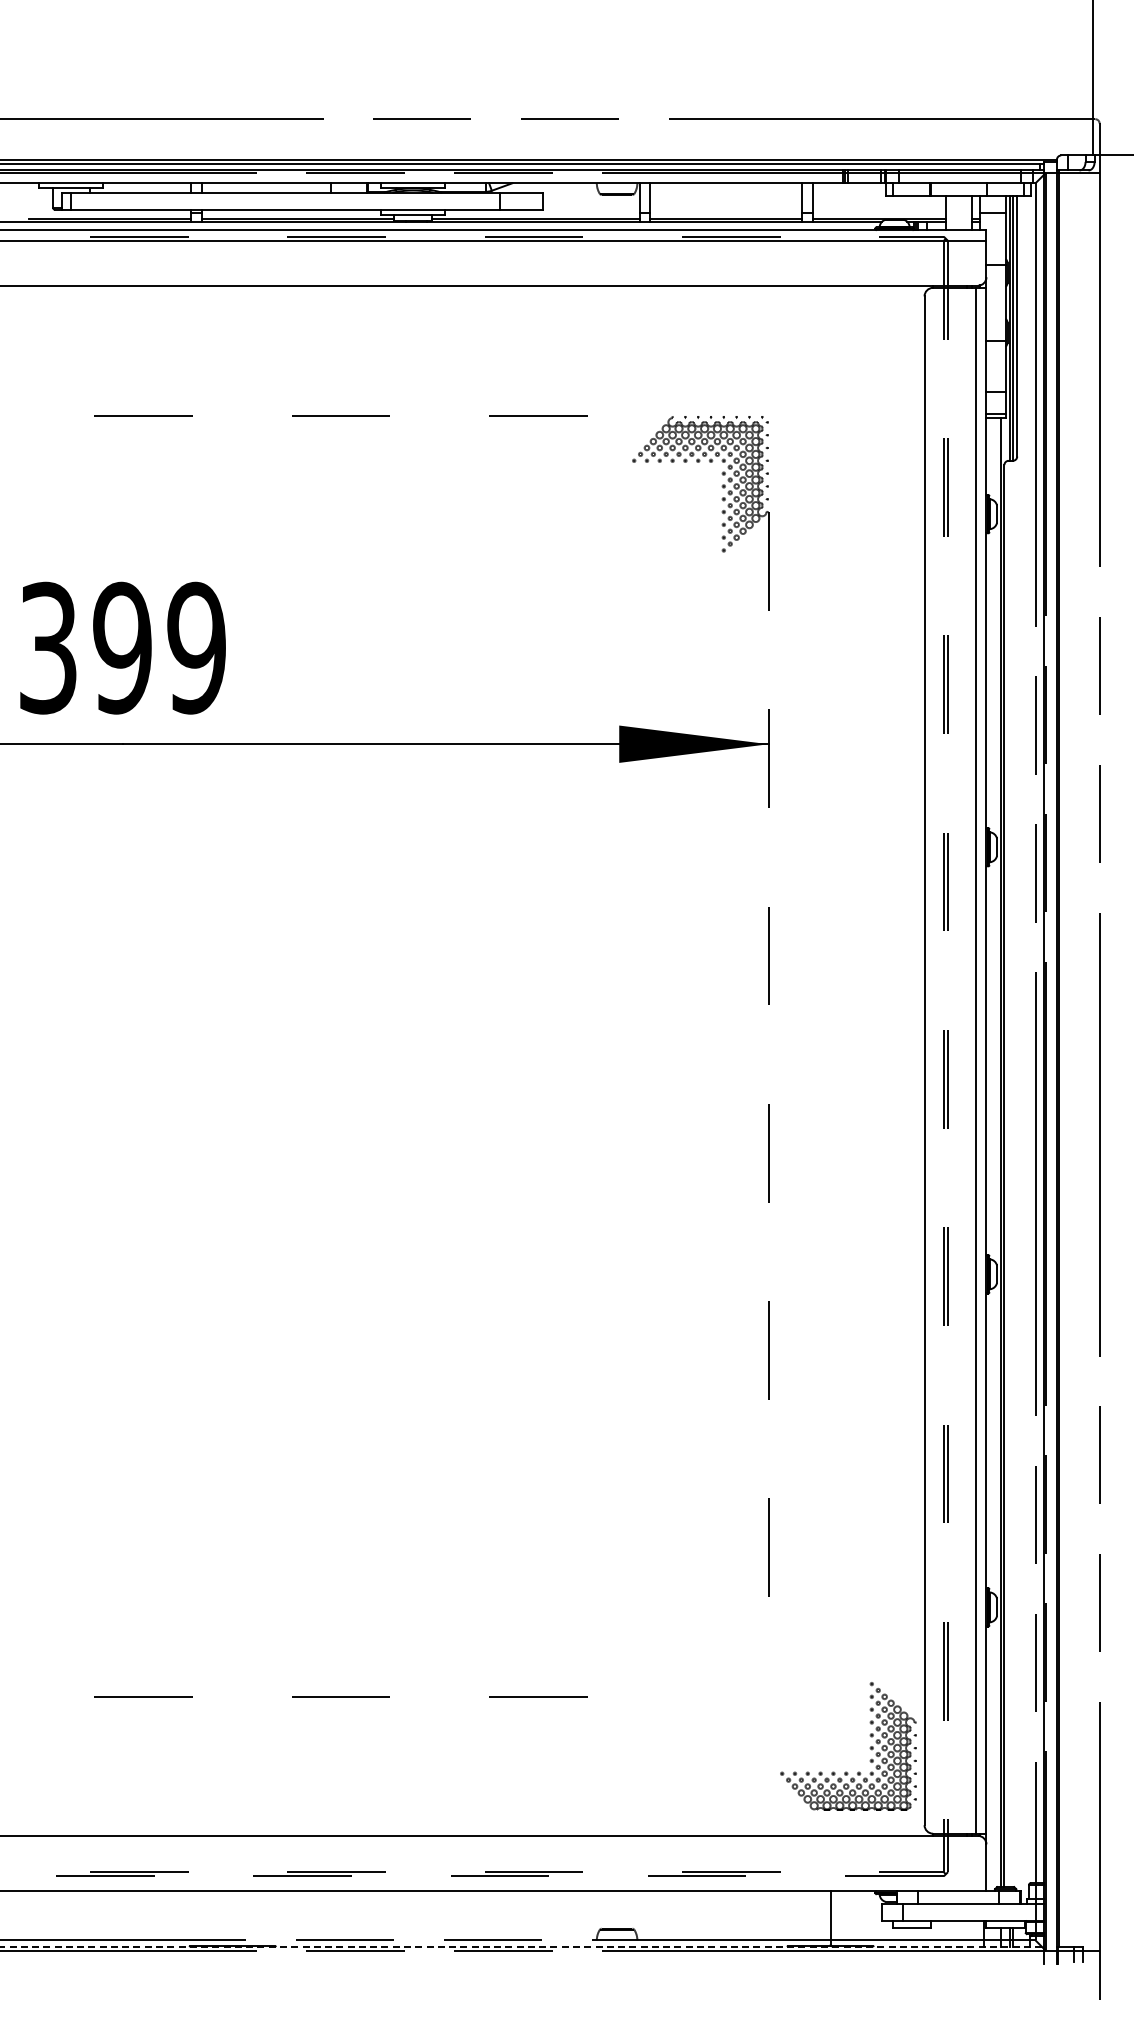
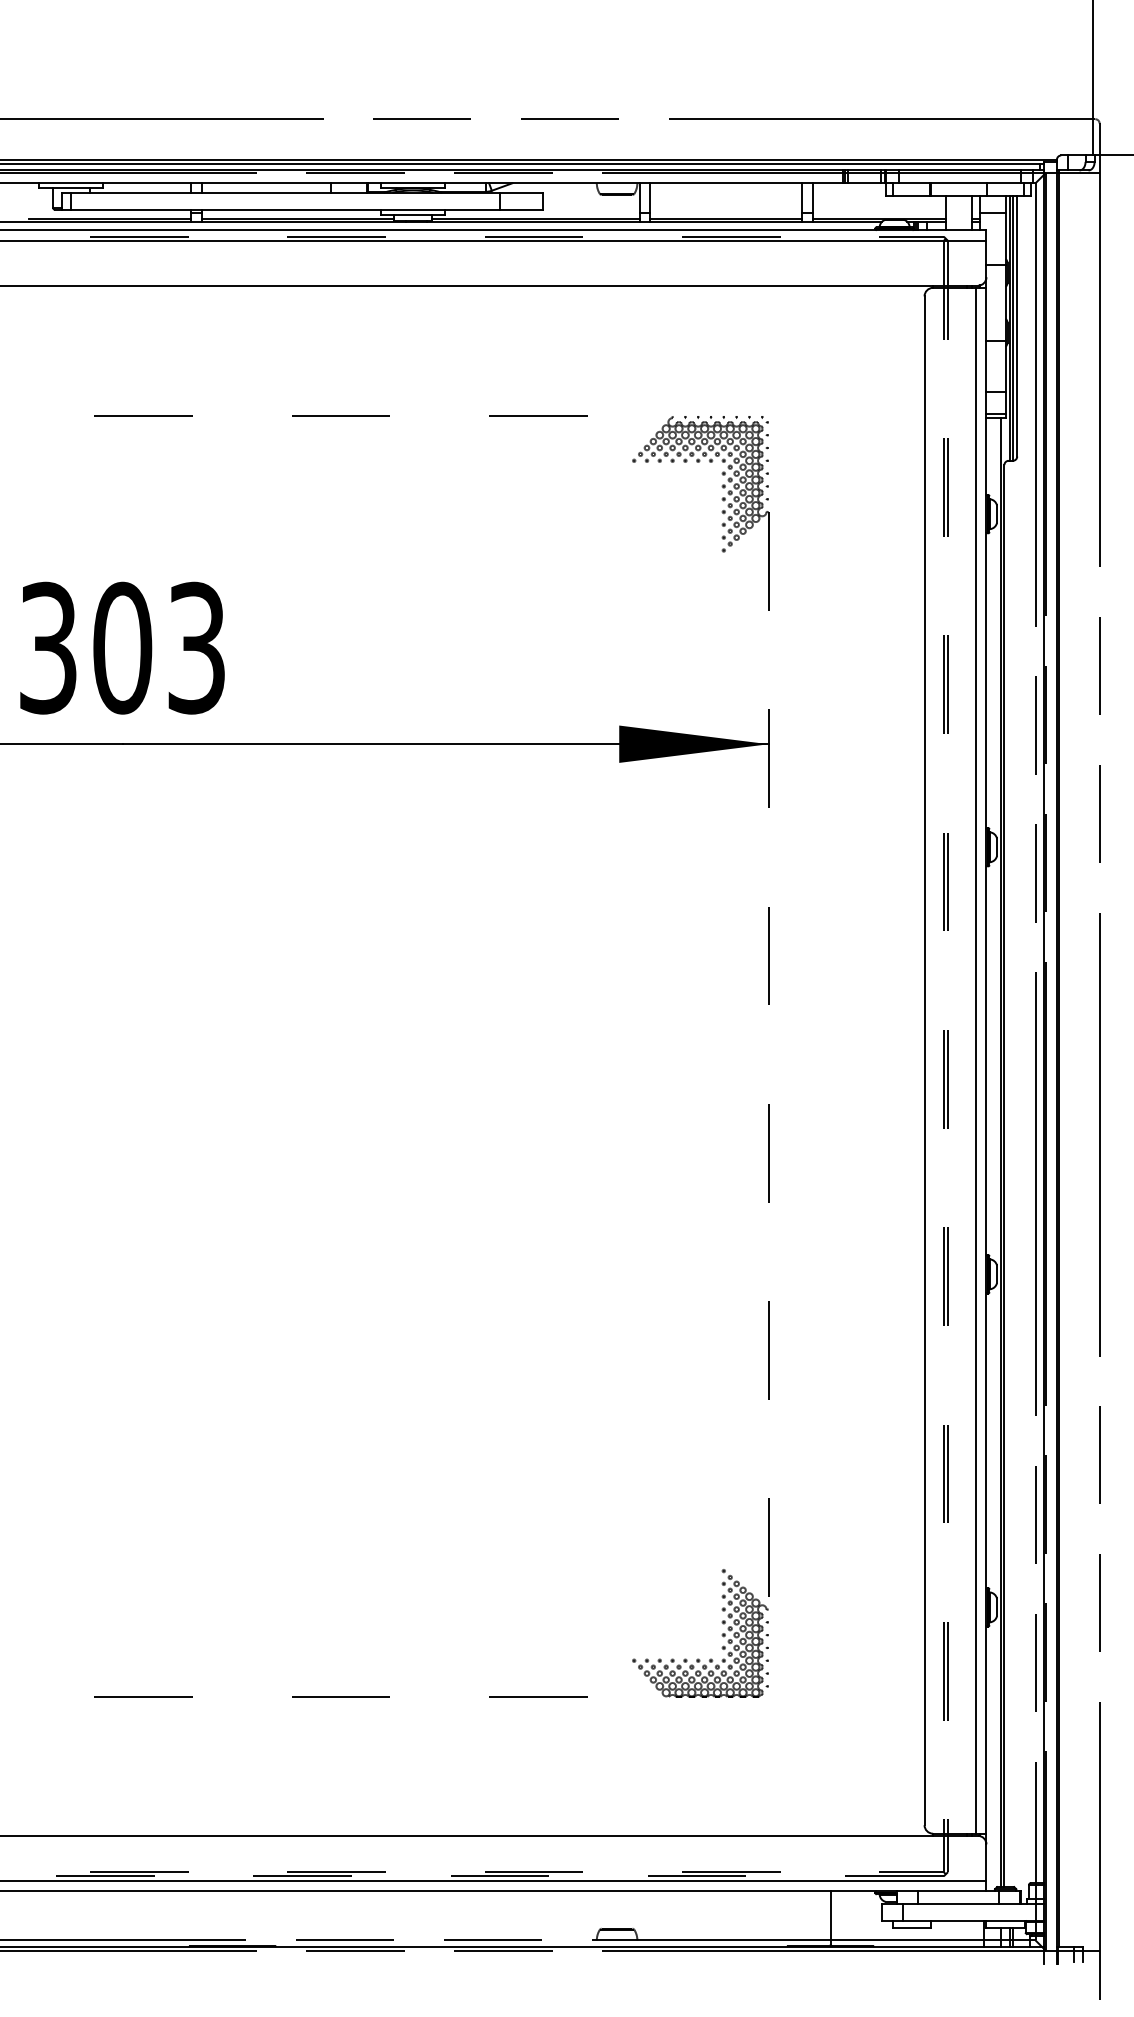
text: 399 -> 303 (159, 647)
part position: (869, 1747) -> (721, 1634) (721, 1634)
line: none -> present (494, 1880)
line: dashed -> solid (522, 1946)
